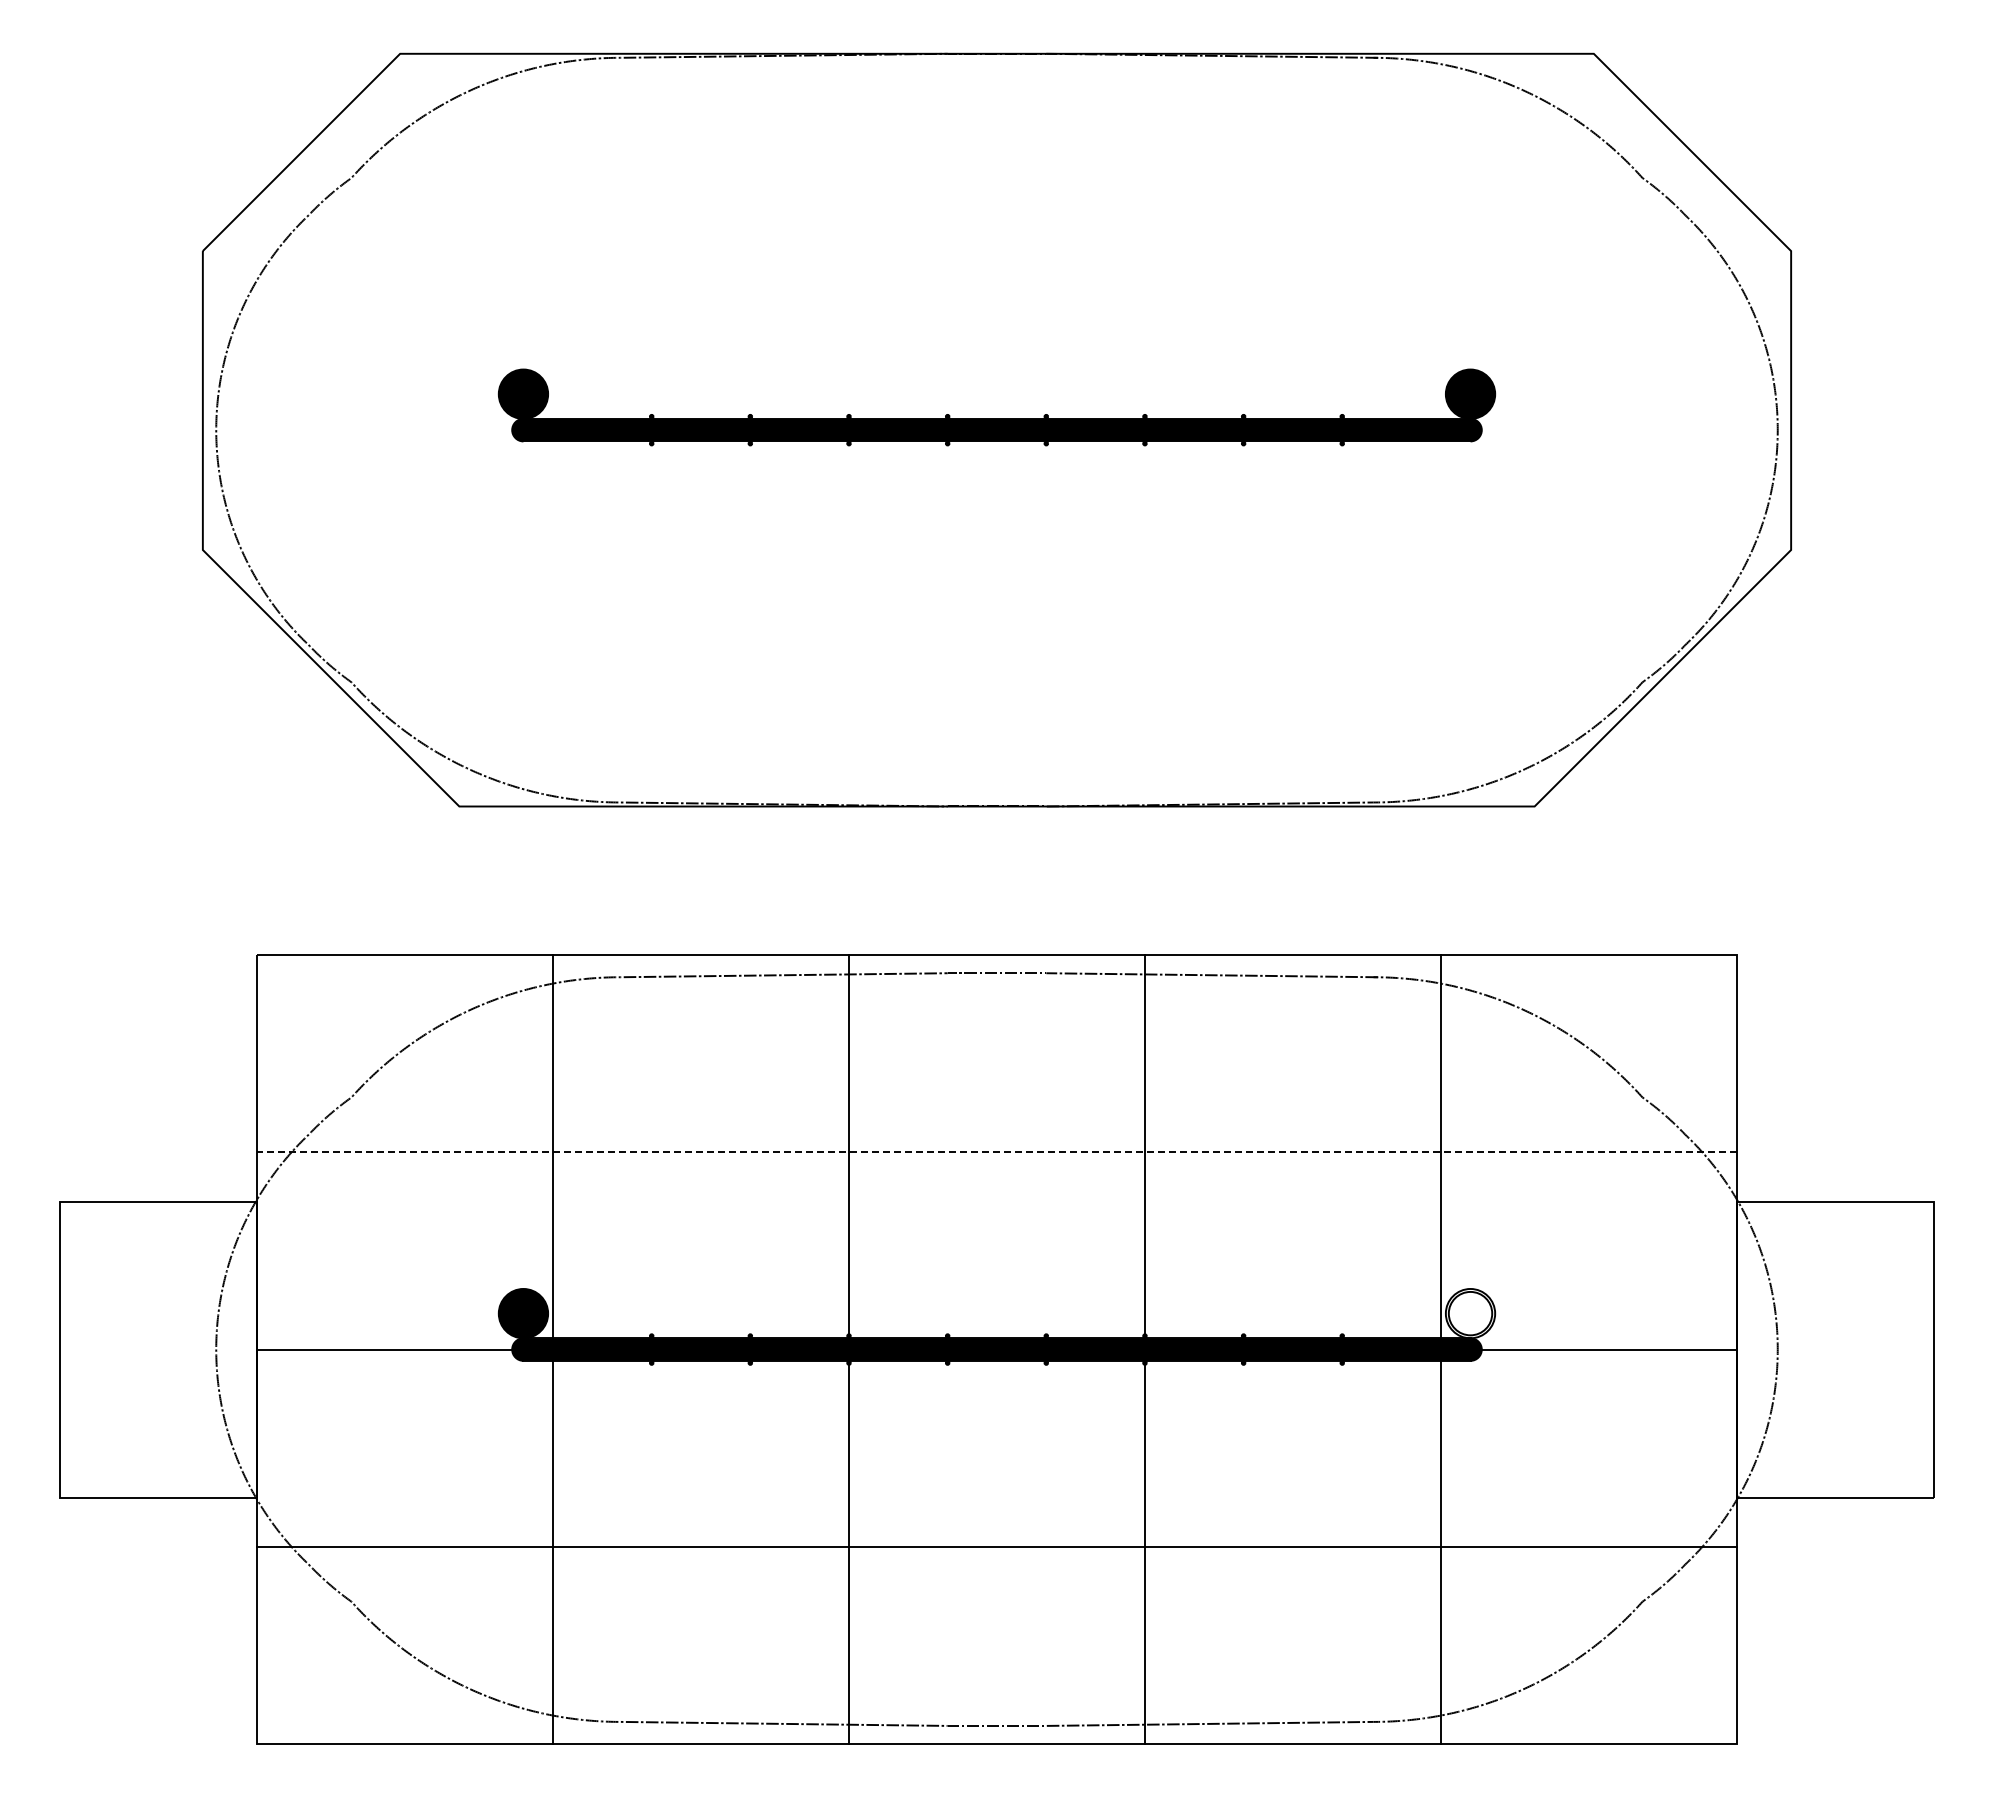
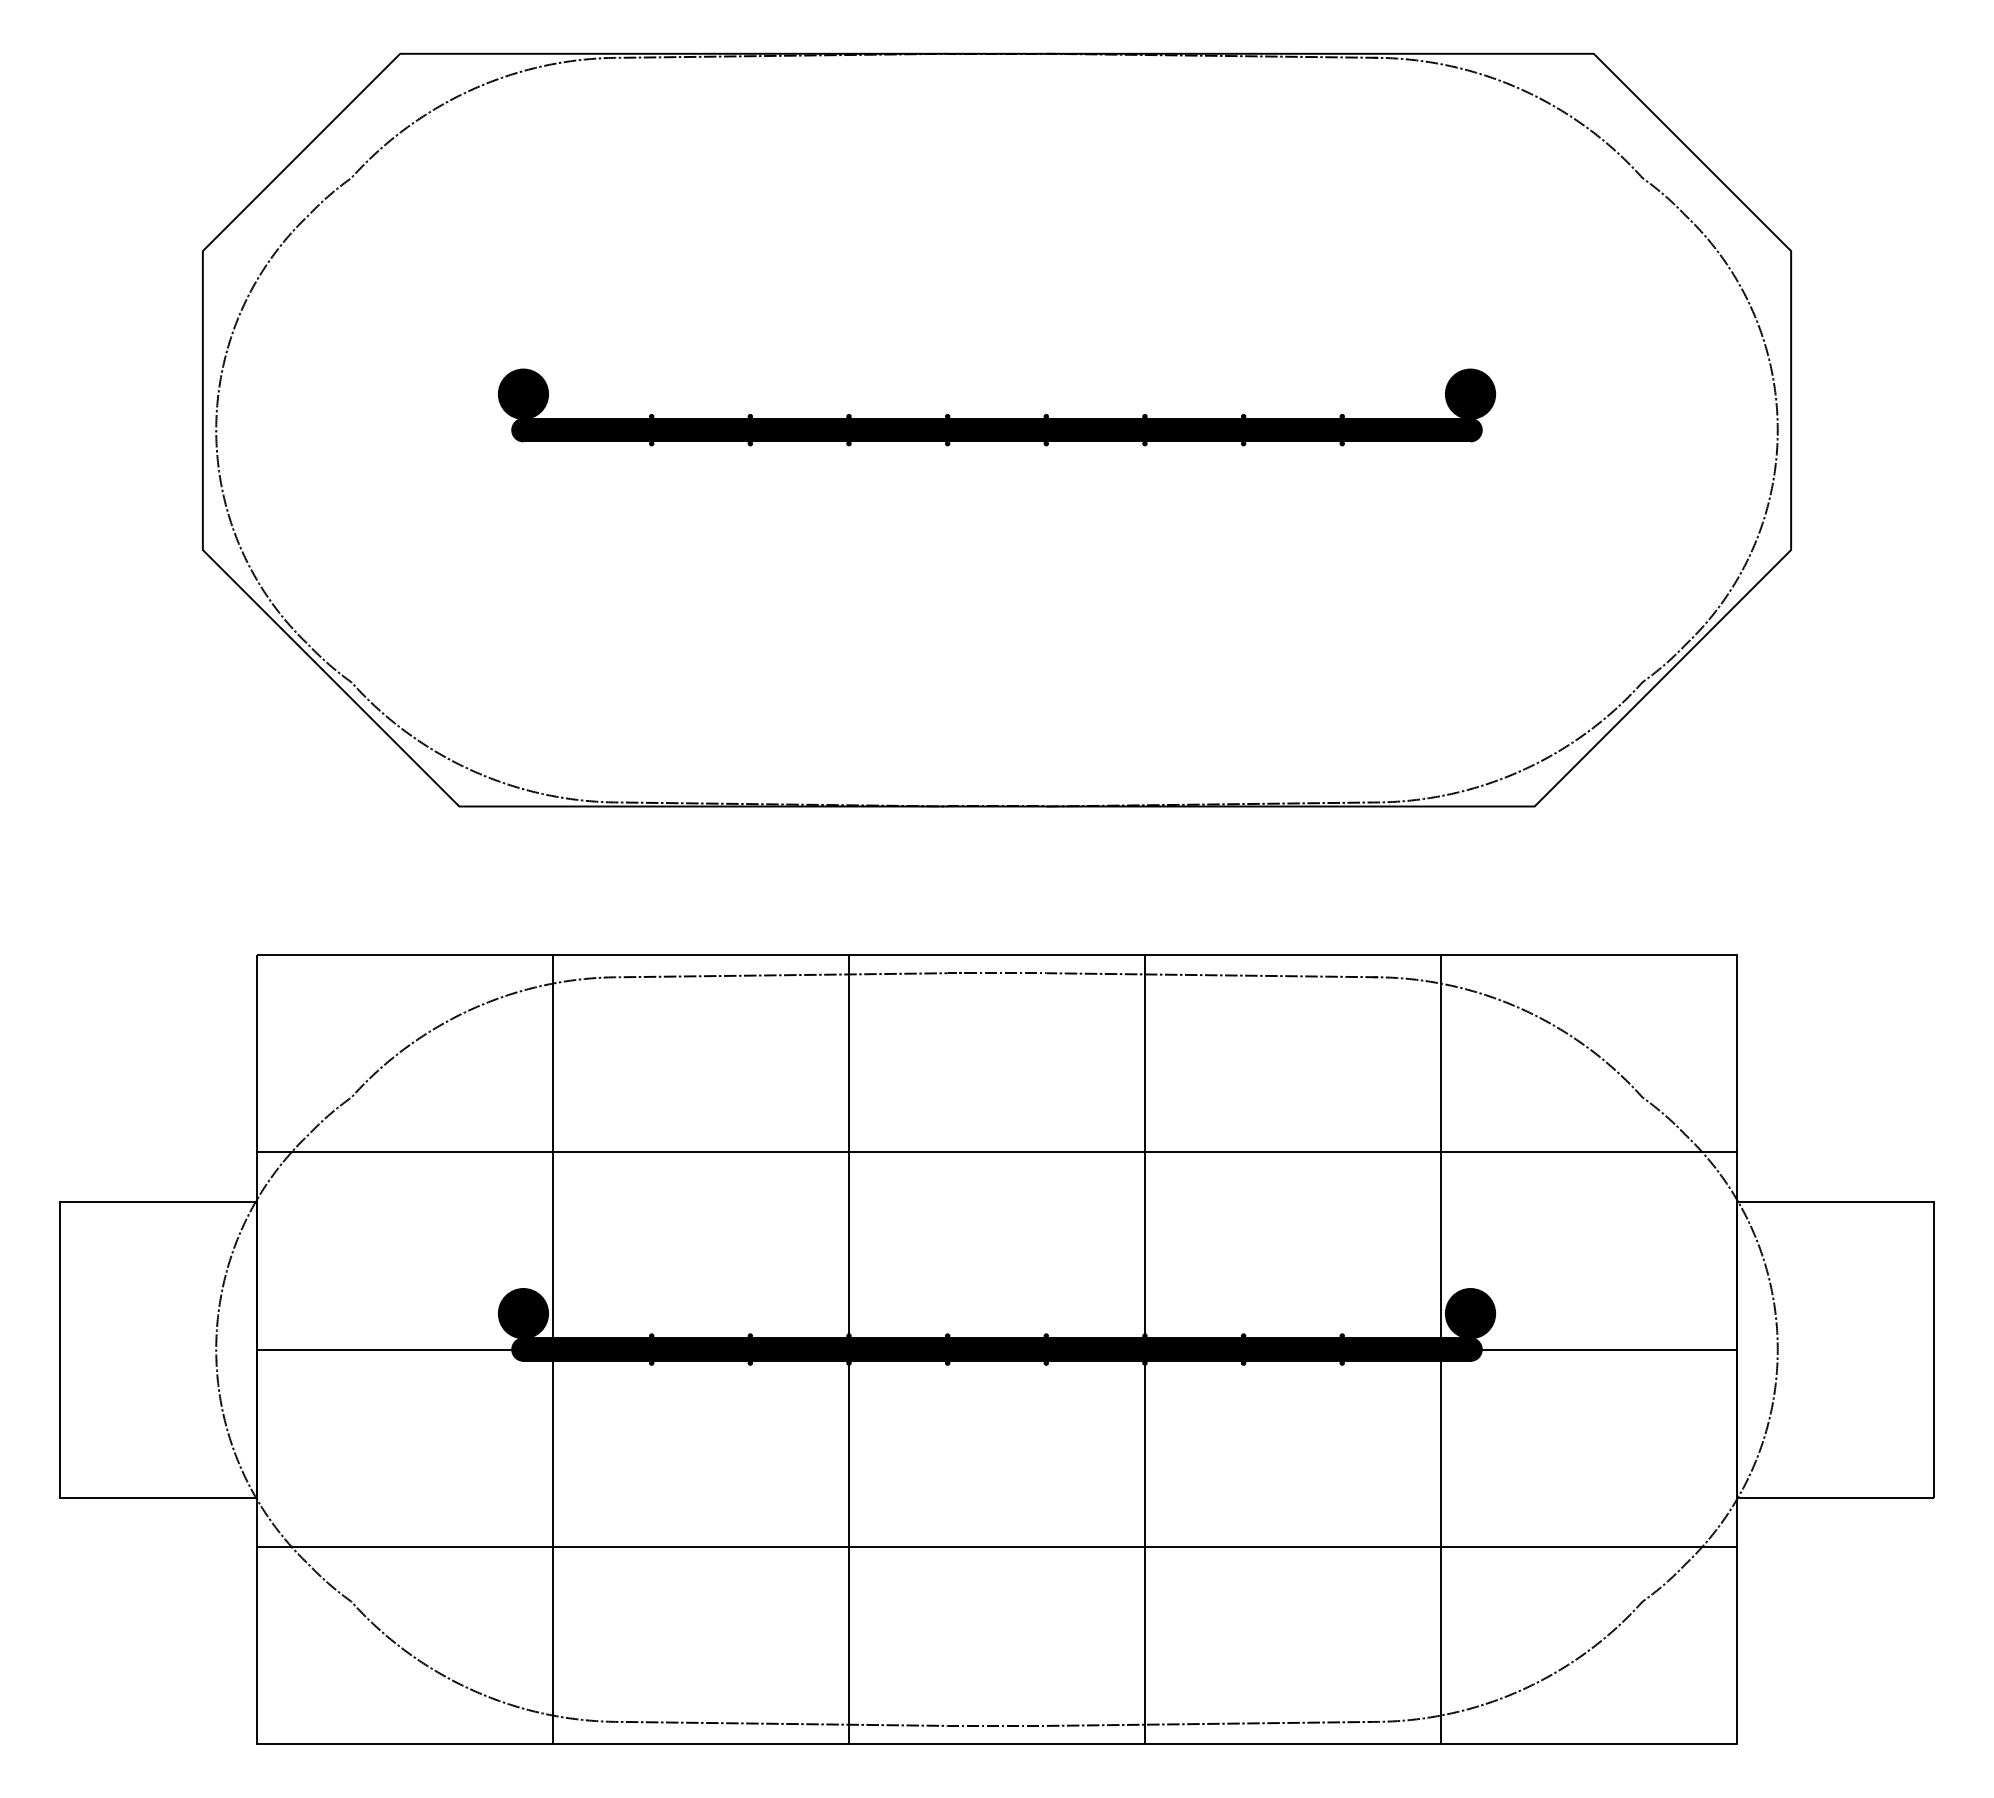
line: dashed -> solid (996, 1152)
fill: none -> present (1470, 1313)
